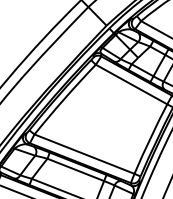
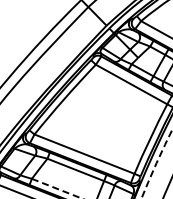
arc: solid -> dashed (156, 163)
line: solid -> dashed (57, 188)
